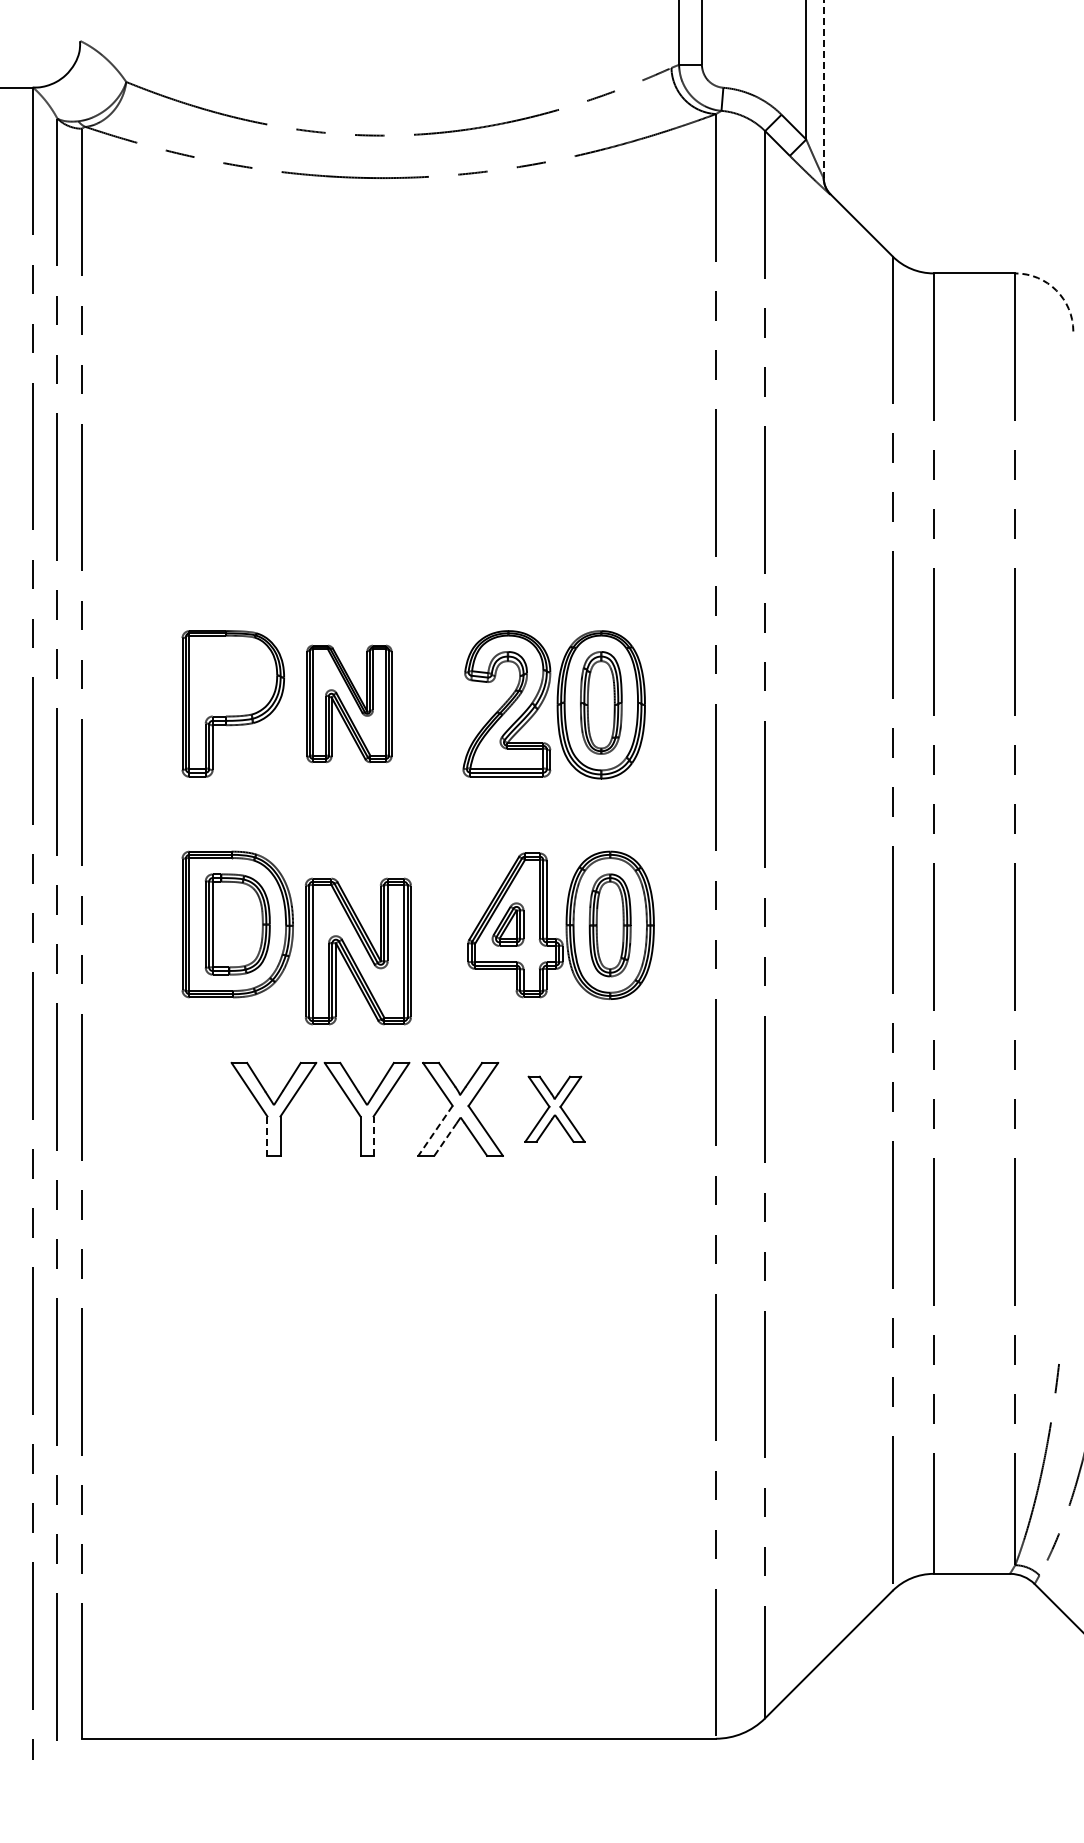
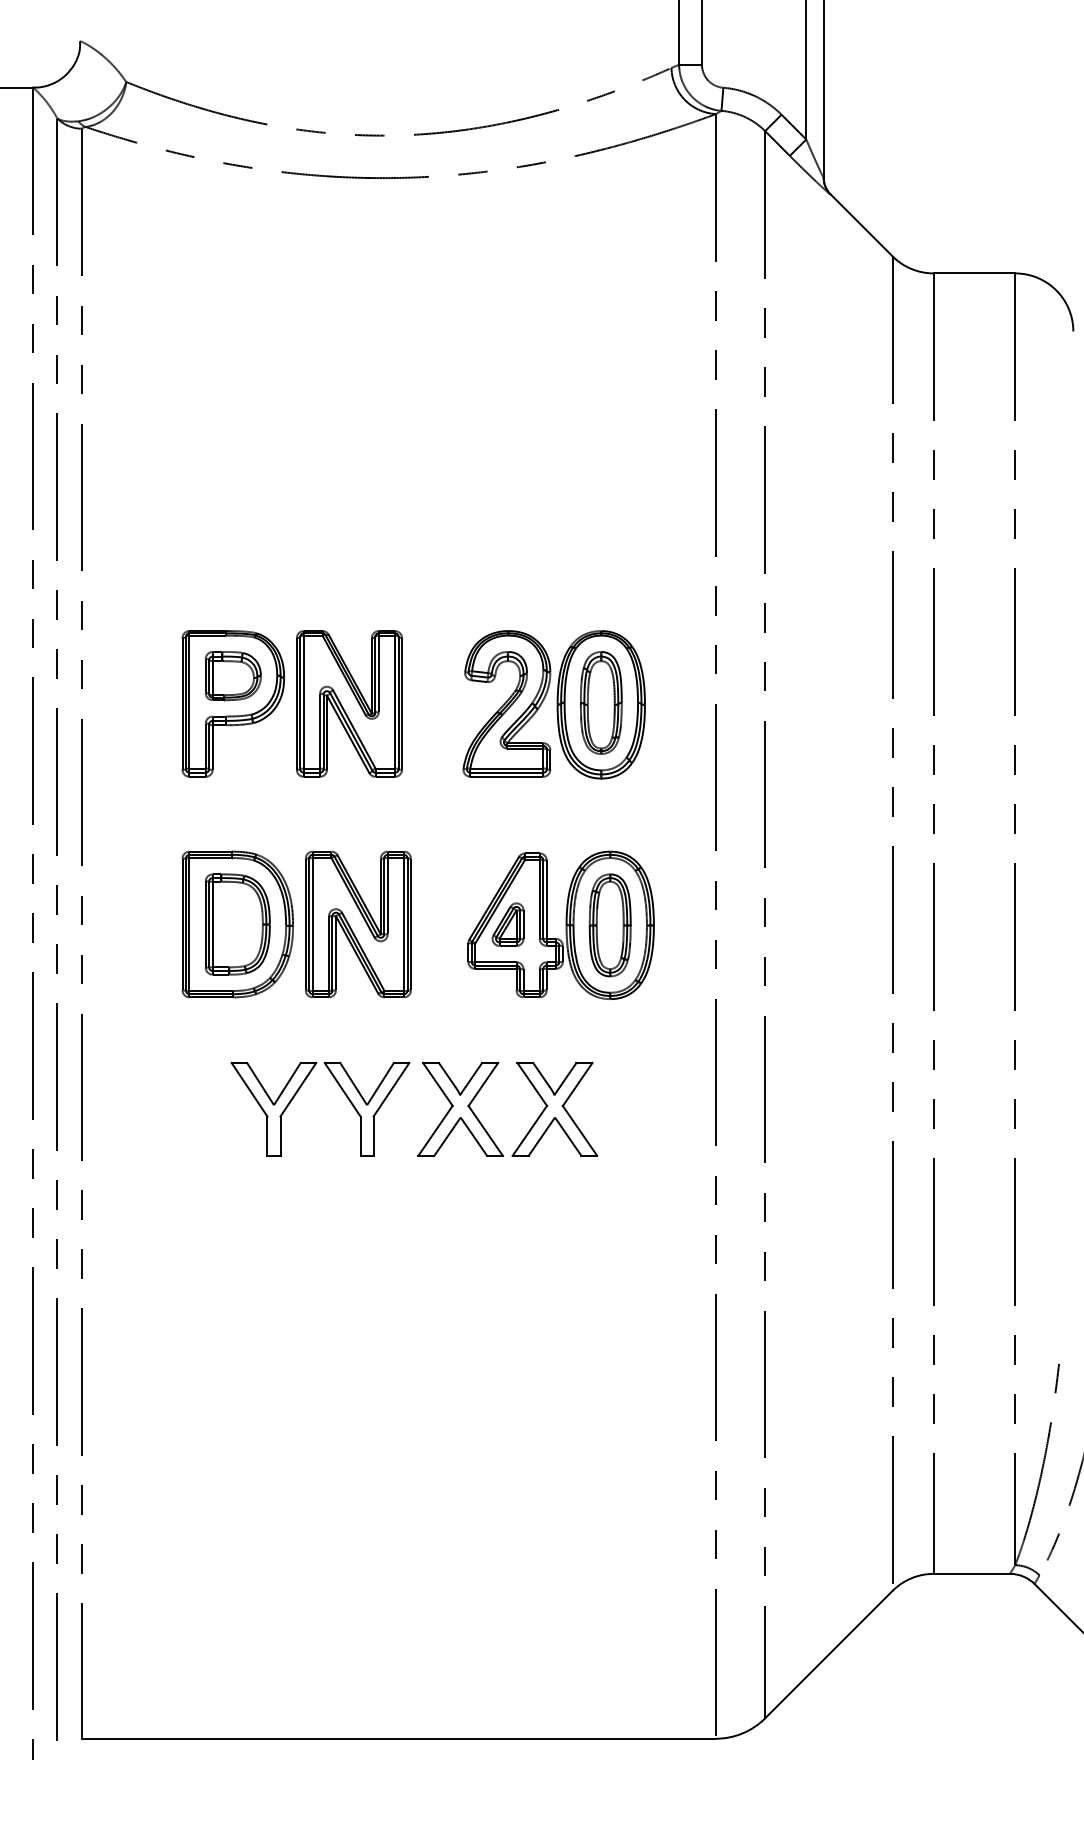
line: dashed -> solid (823, 89)
arc: dashed -> solid (1056, 290)
part: none -> present (232, 676)
part size: 87x120 px -> 107x148 px (349, 703)
part position: (358, 951) -> (358, 924) (358, 924)
part size: 62x68 px -> 88x96 px (554, 1108)
line: dashed -> solid (435, 1131)
line: dashed -> solid (267, 1136)
line: dashed -> solid (373, 1136)
line: dashed -> solid (445, 1139)
